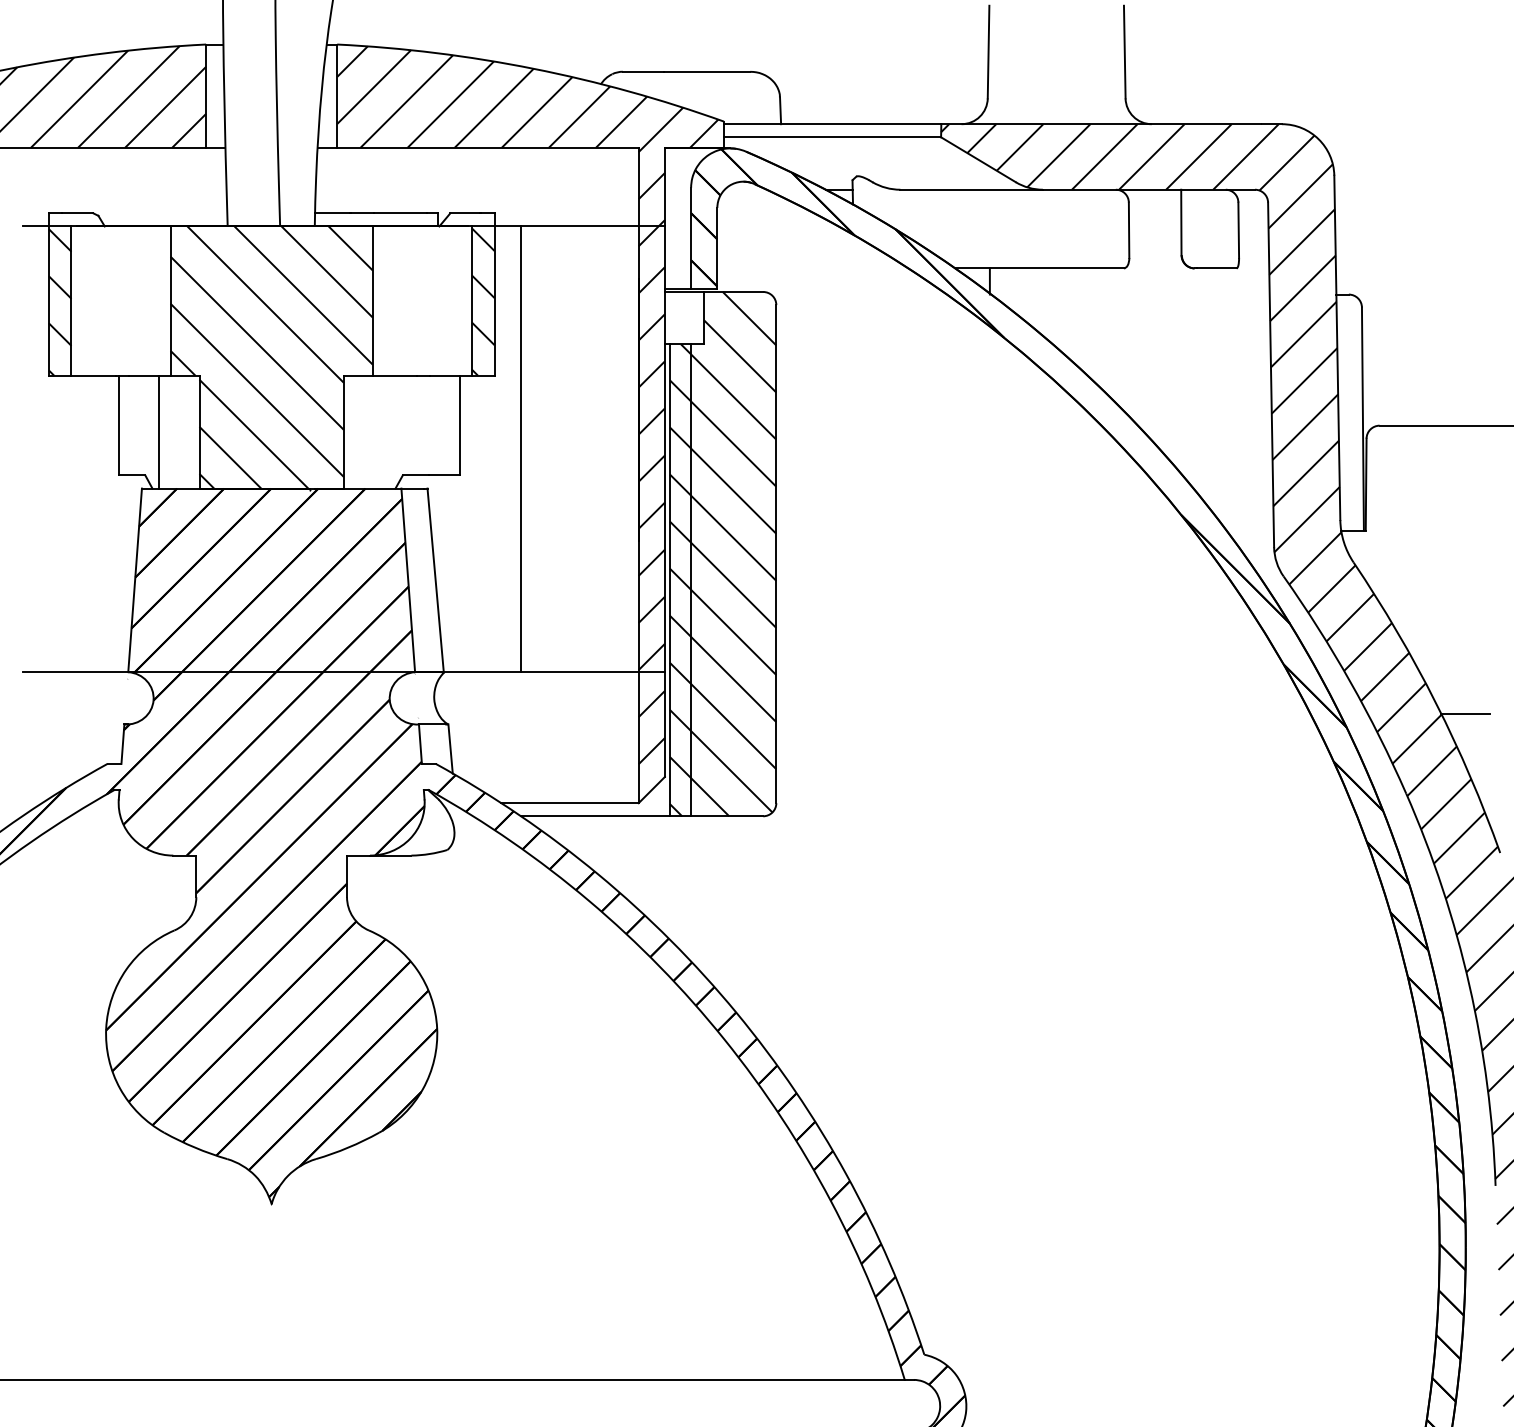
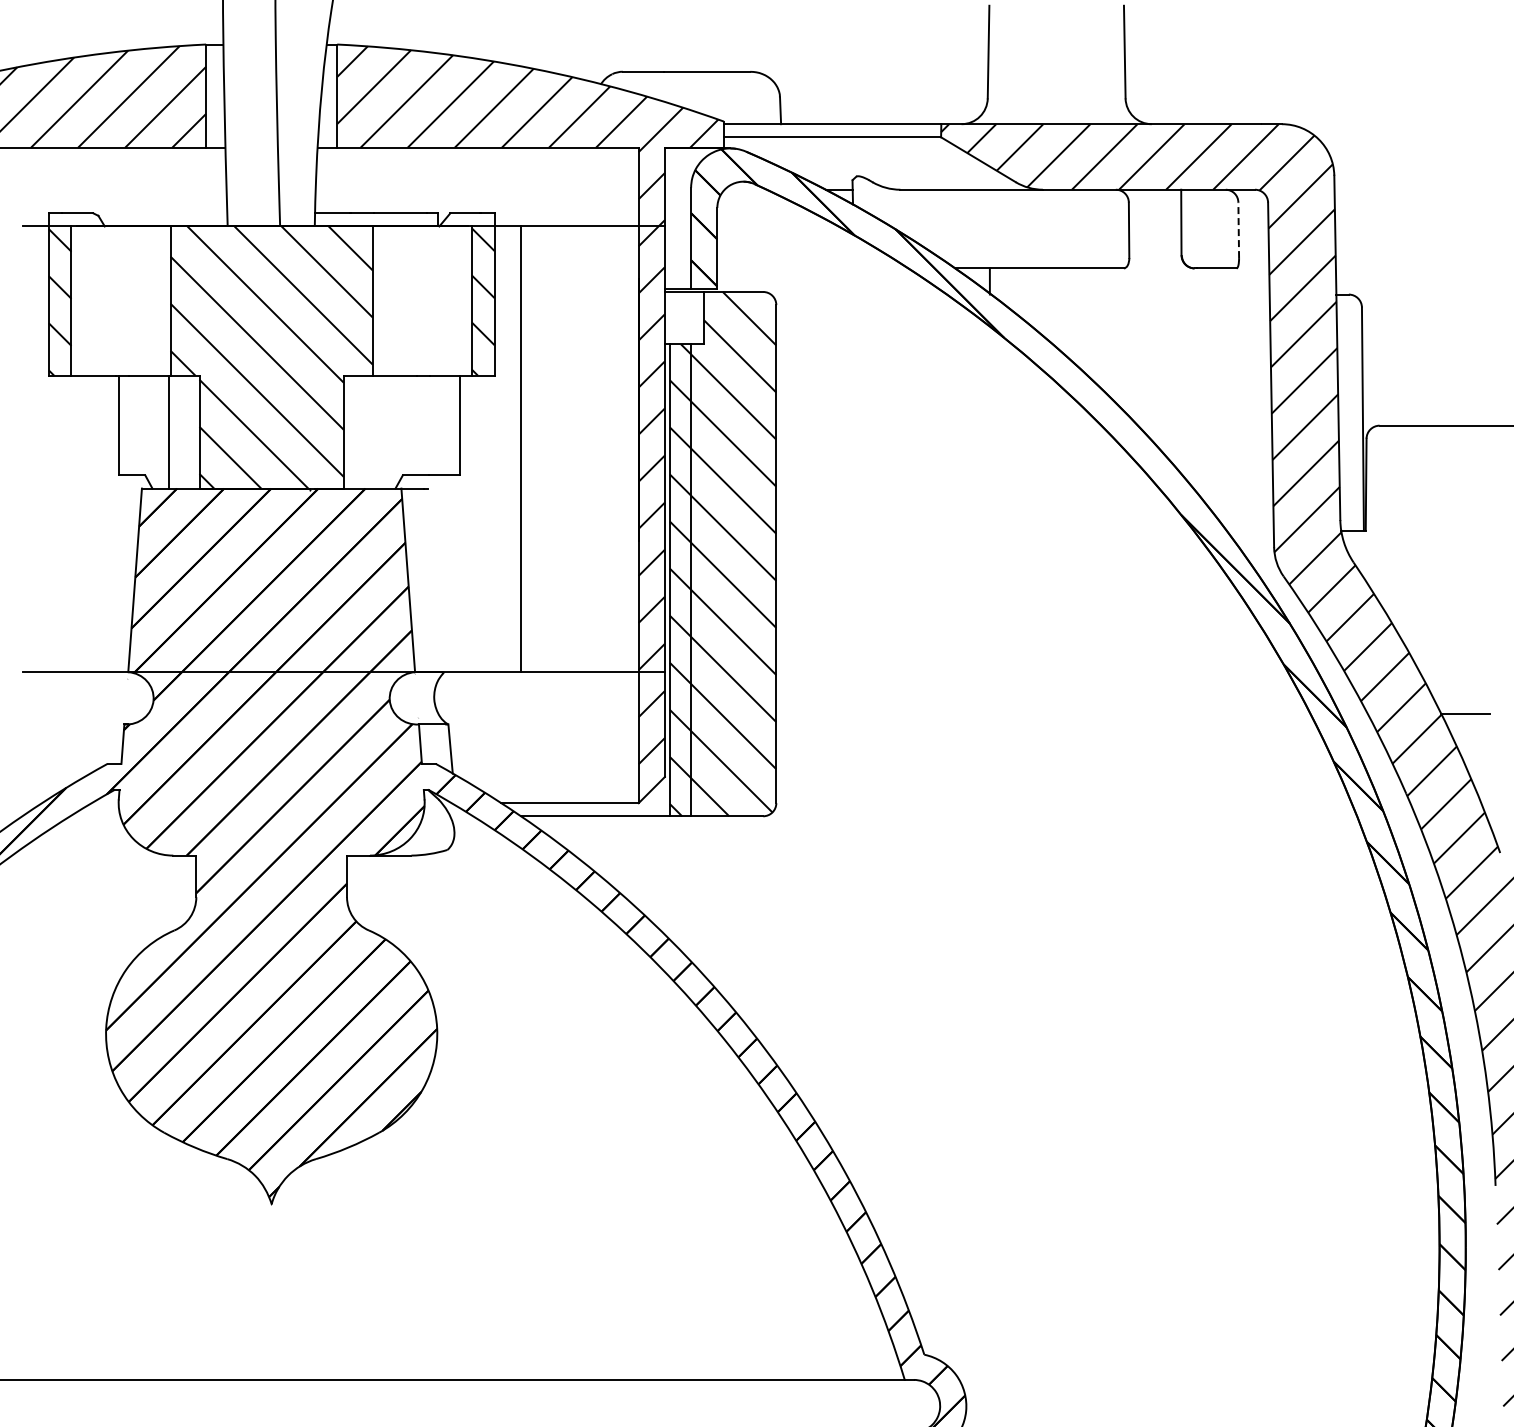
line: solid -> dashed (1238, 230)
line position: (159, 431) -> (169, 431) (169, 431)
line: present -> none (435, 580)
